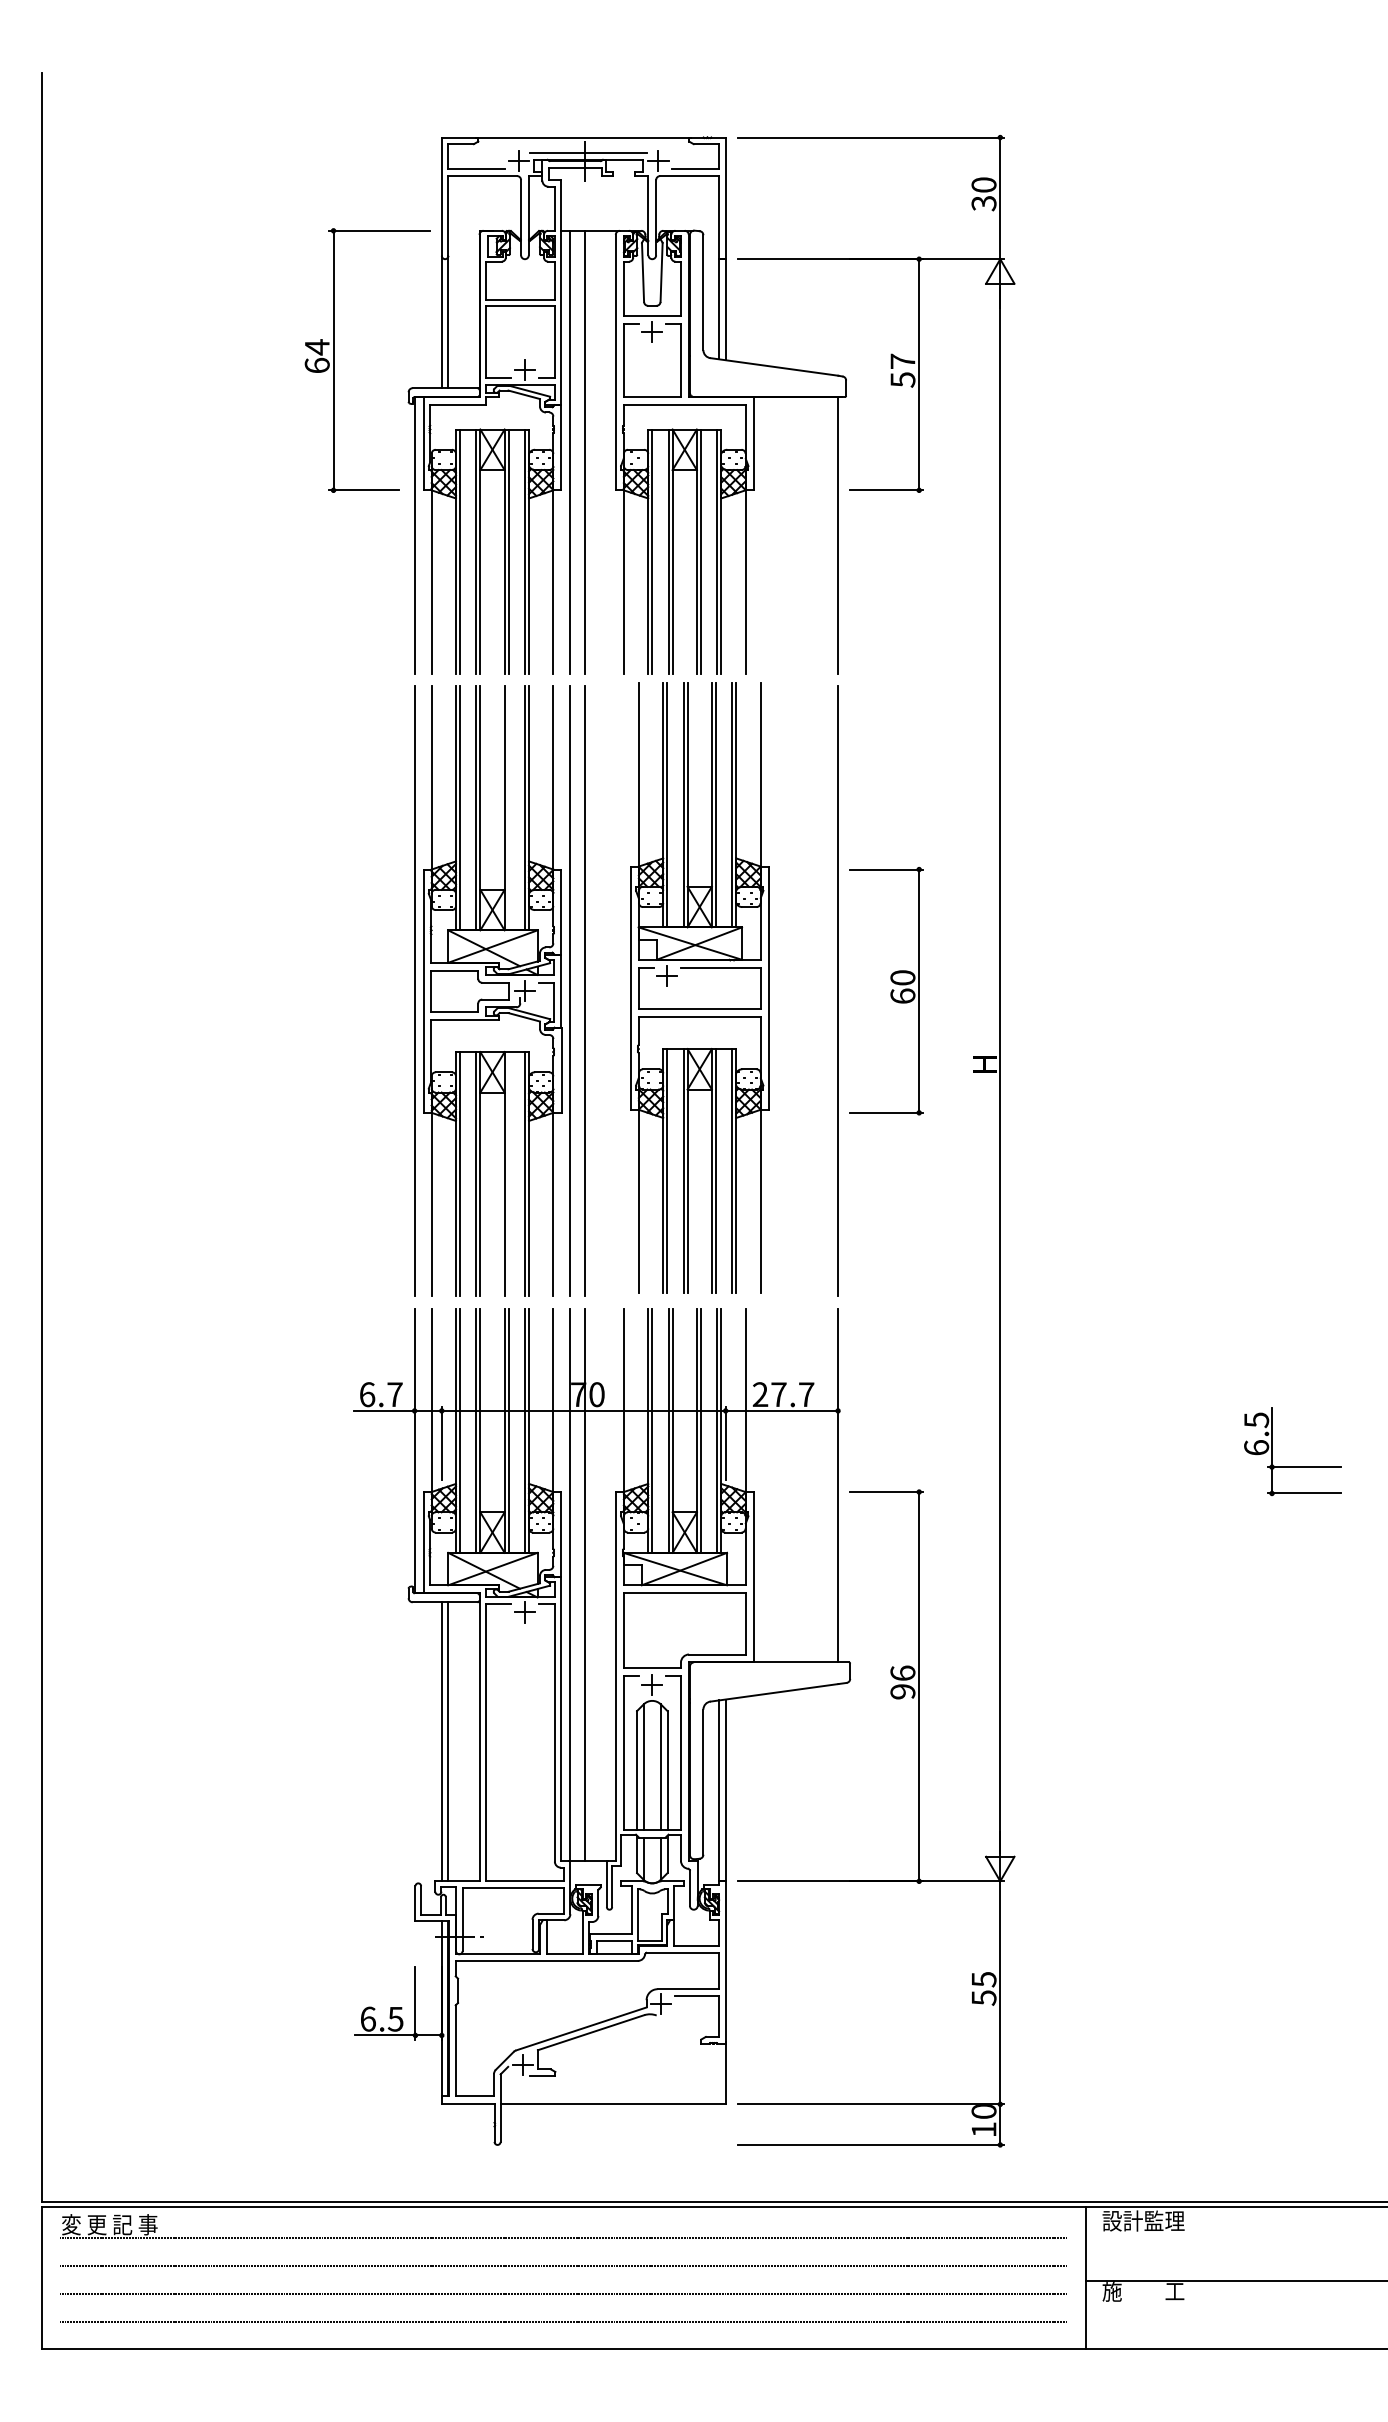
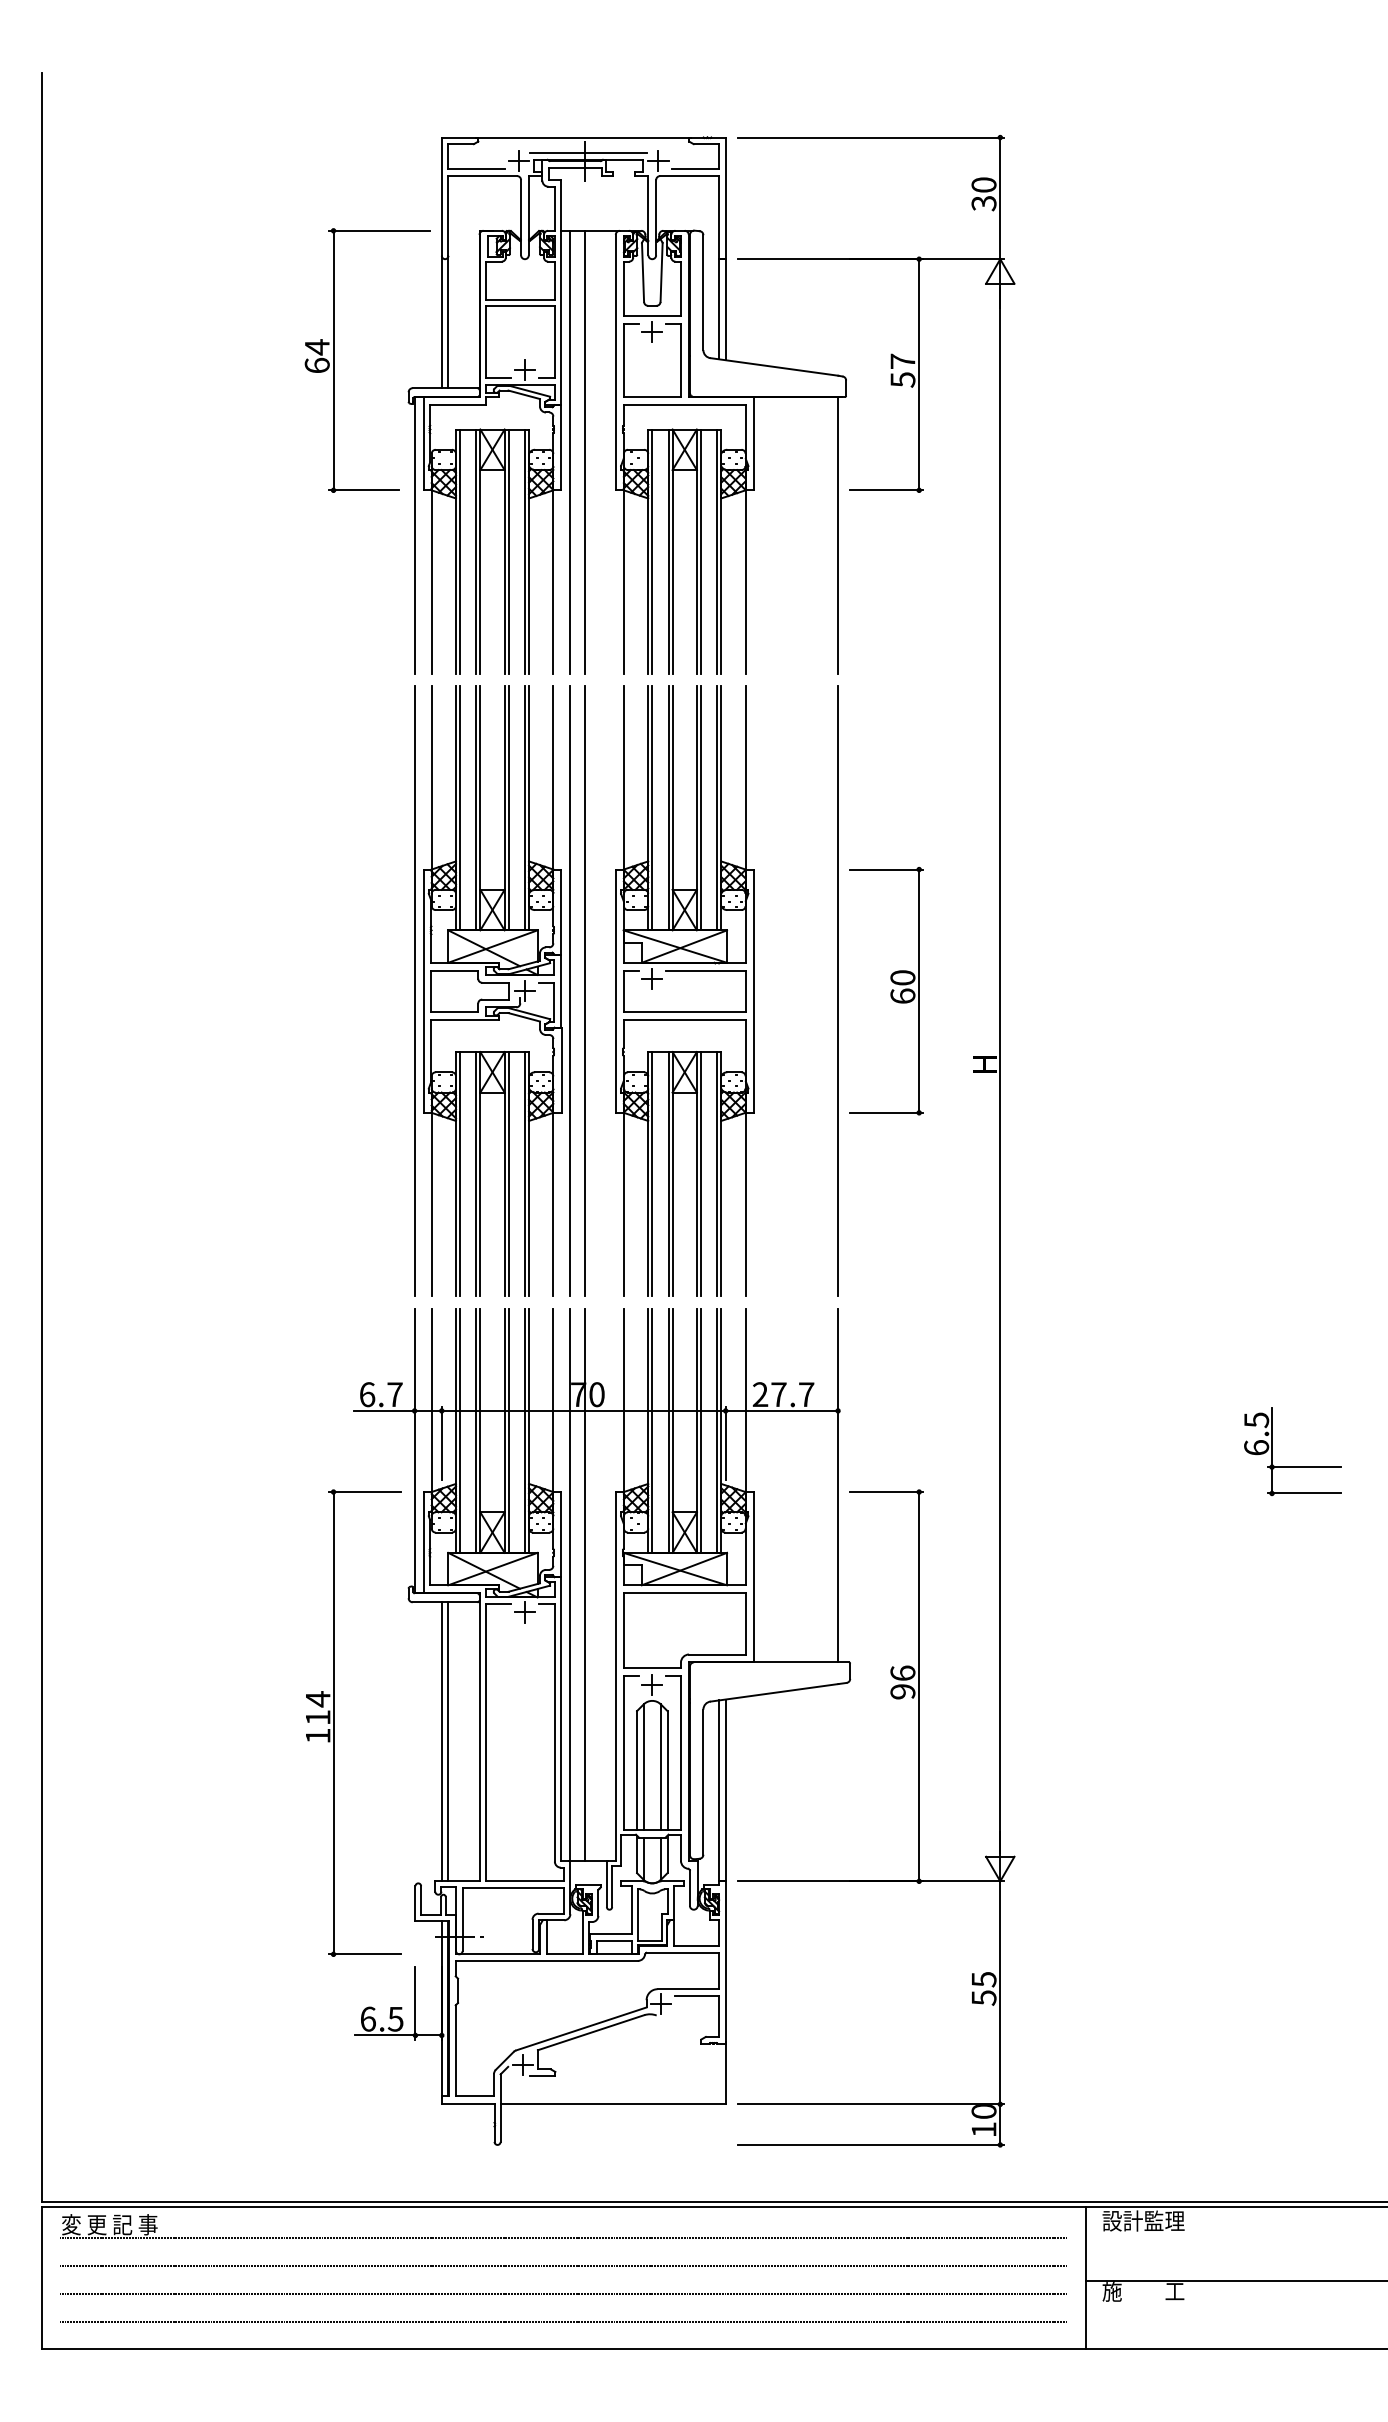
line: none -> present (508, 808)
part position: (699, 987) -> (684, 990) (684, 990)
line: none -> present (508, 1174)
part: none -> present (334, 1722)
